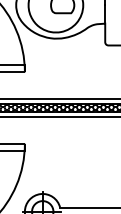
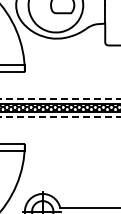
line: solid -> dashed (60, 99)
line: solid -> dashed (60, 116)
